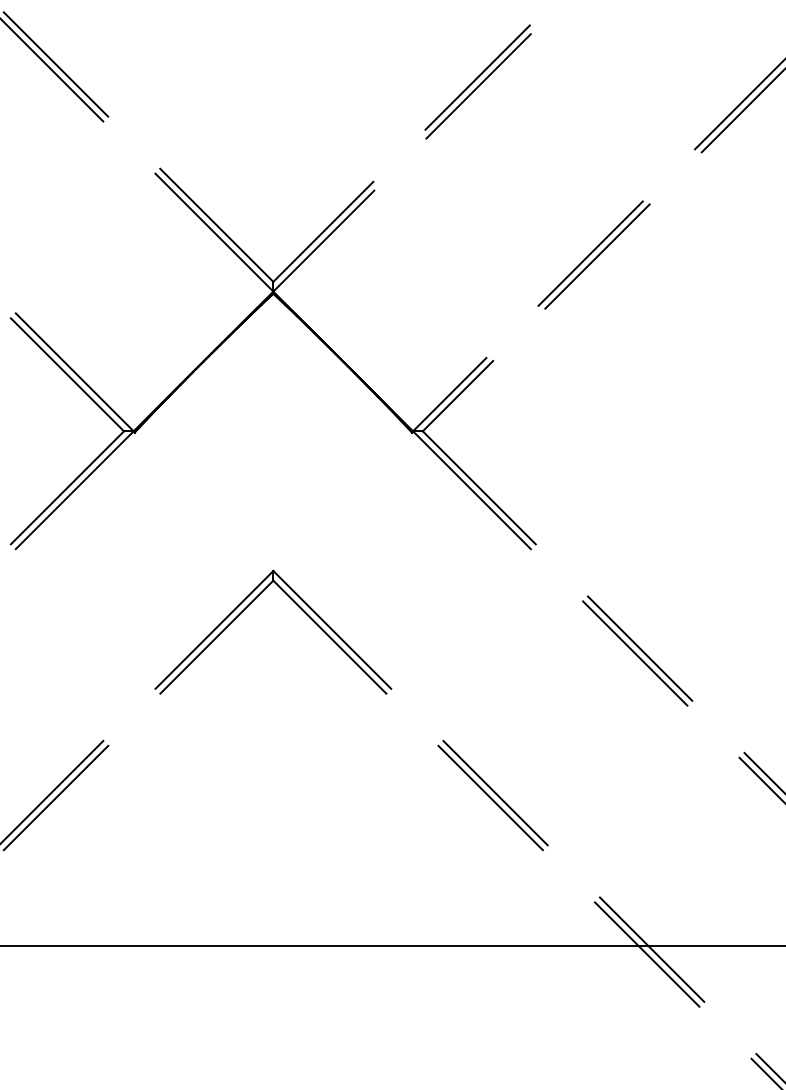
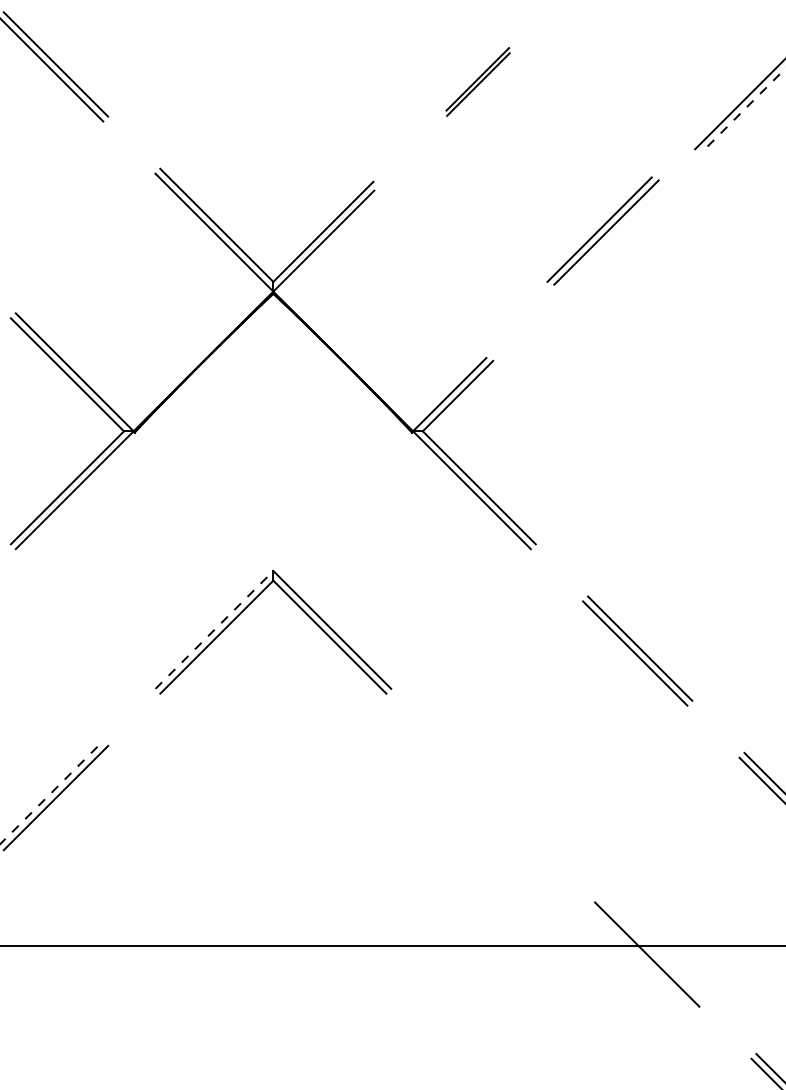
part size: 108x116 px -> 66x70 px (477, 81)
line: solid -> dashed (743, 110)
part position: (593, 254) -> (602, 230) (602, 230)
line: solid -> dashed (214, 629)
line: solid -> dashed (51, 792)
part: present -> none (492, 795)
line: present -> none (651, 949)
